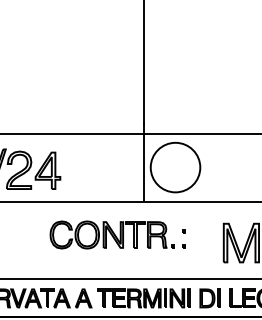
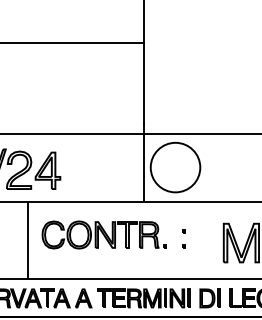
line: none -> present (72, 42)
part position: (111, 234) -> (103, 234) (103, 234)
line: none -> present (27, 239)
